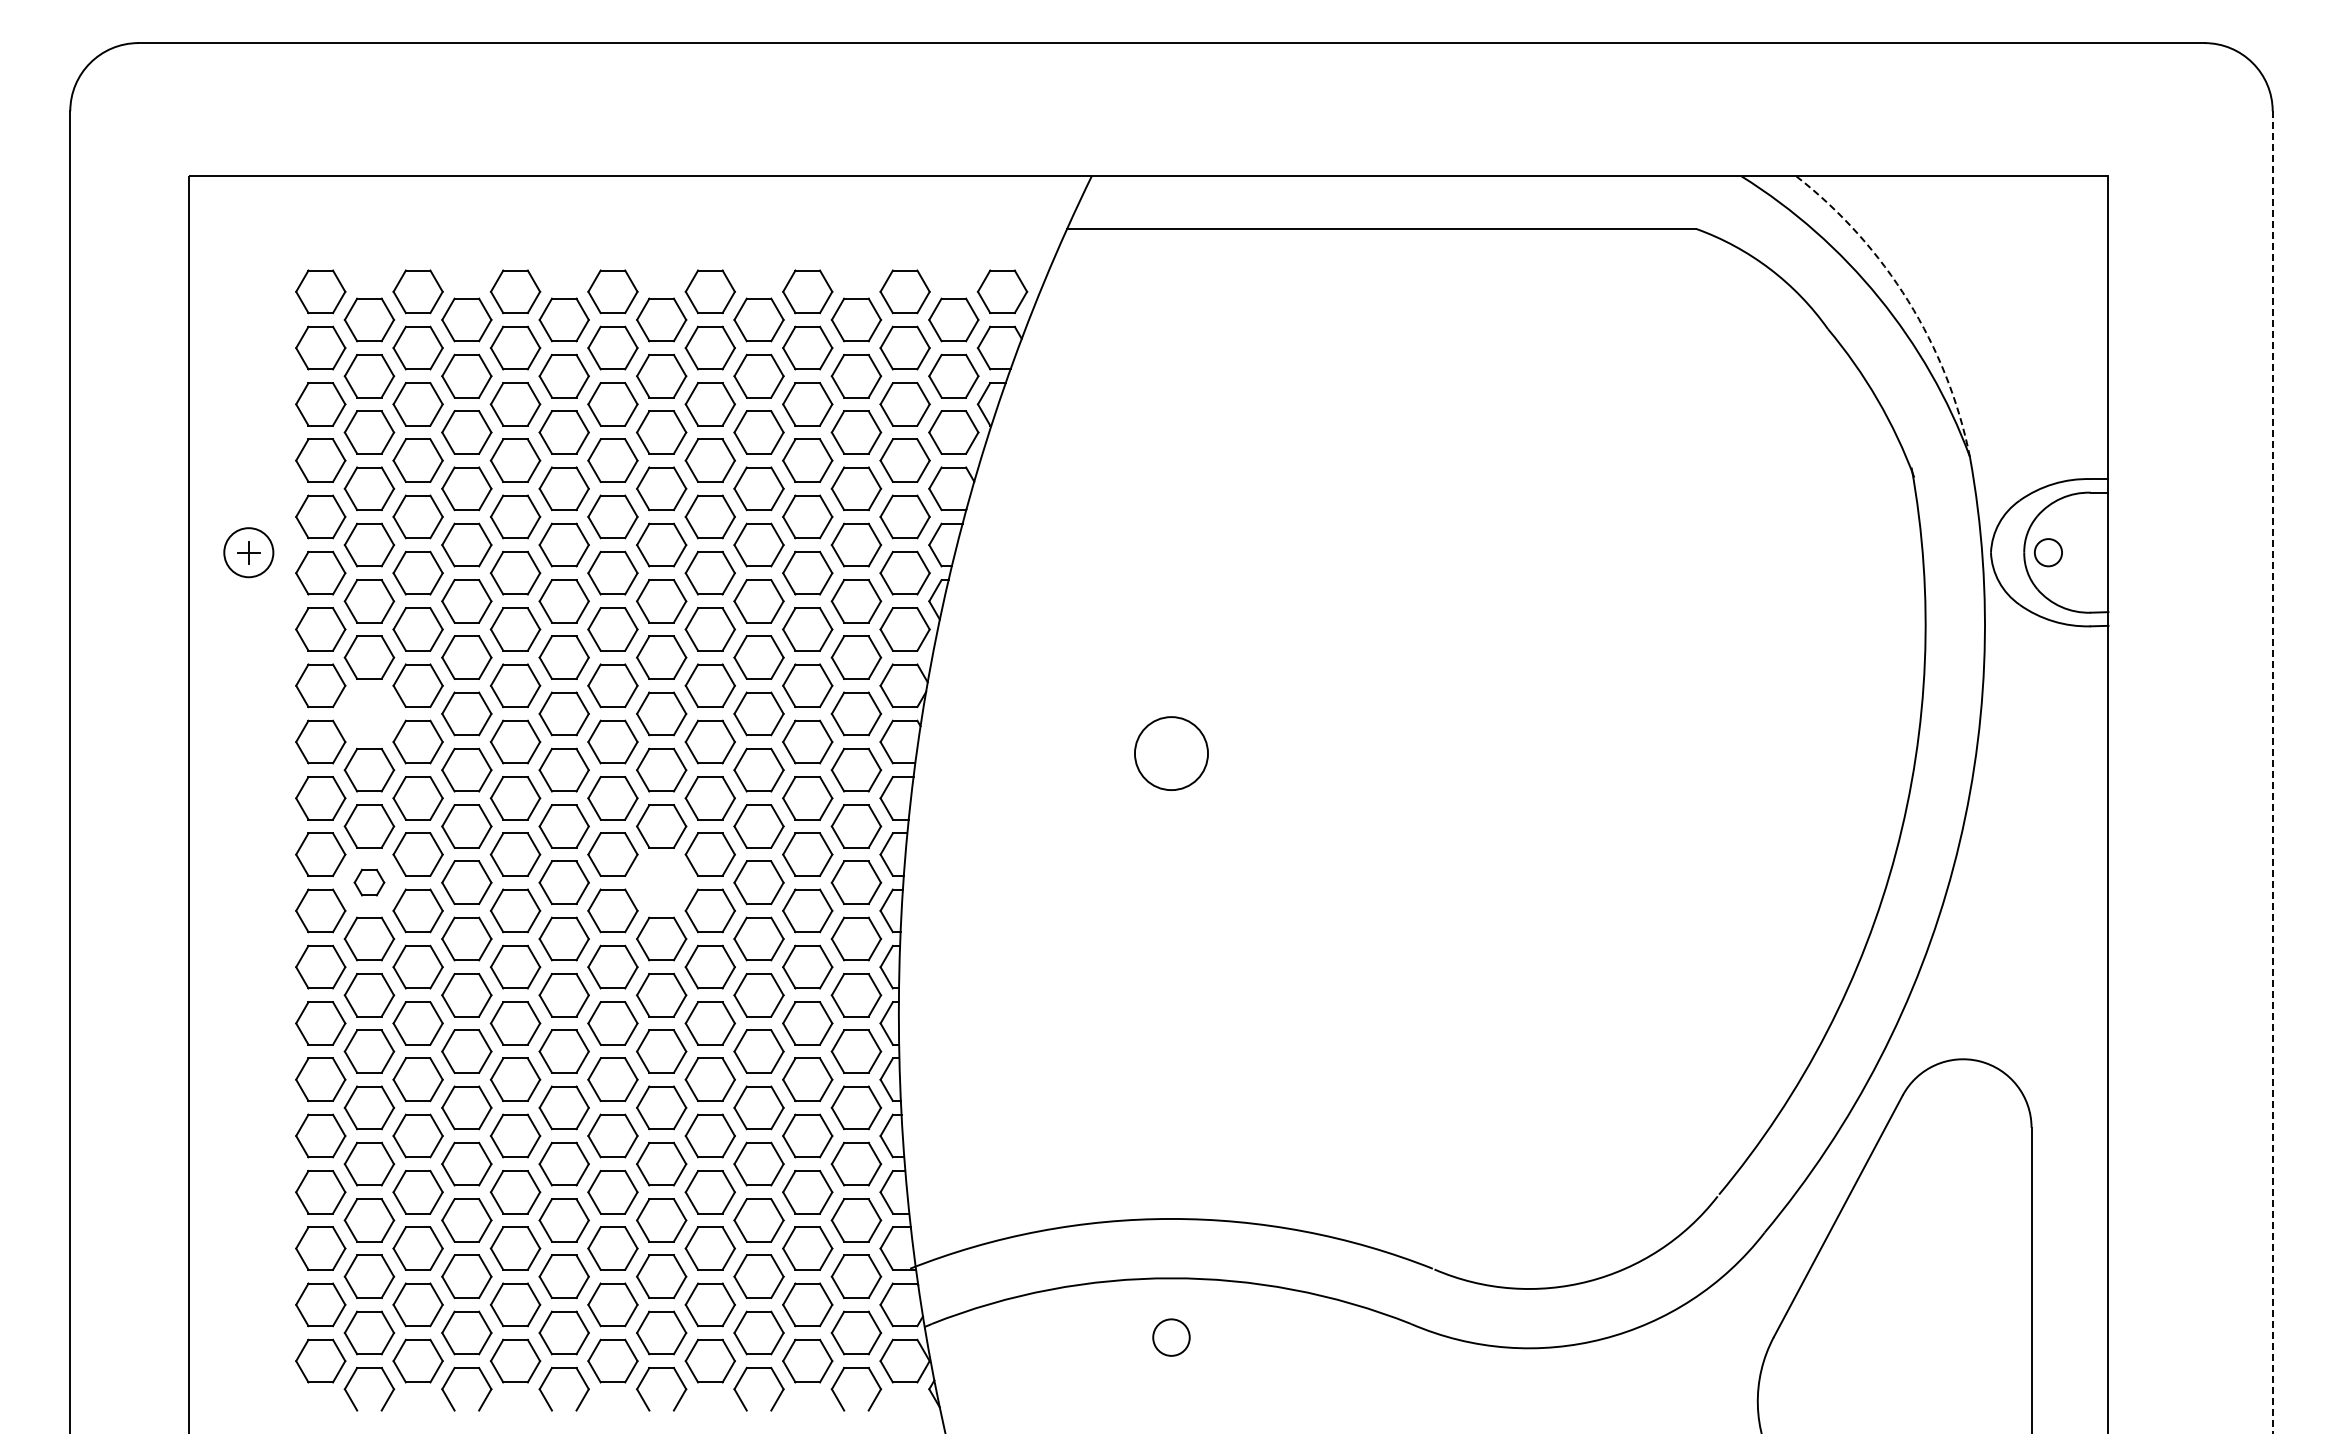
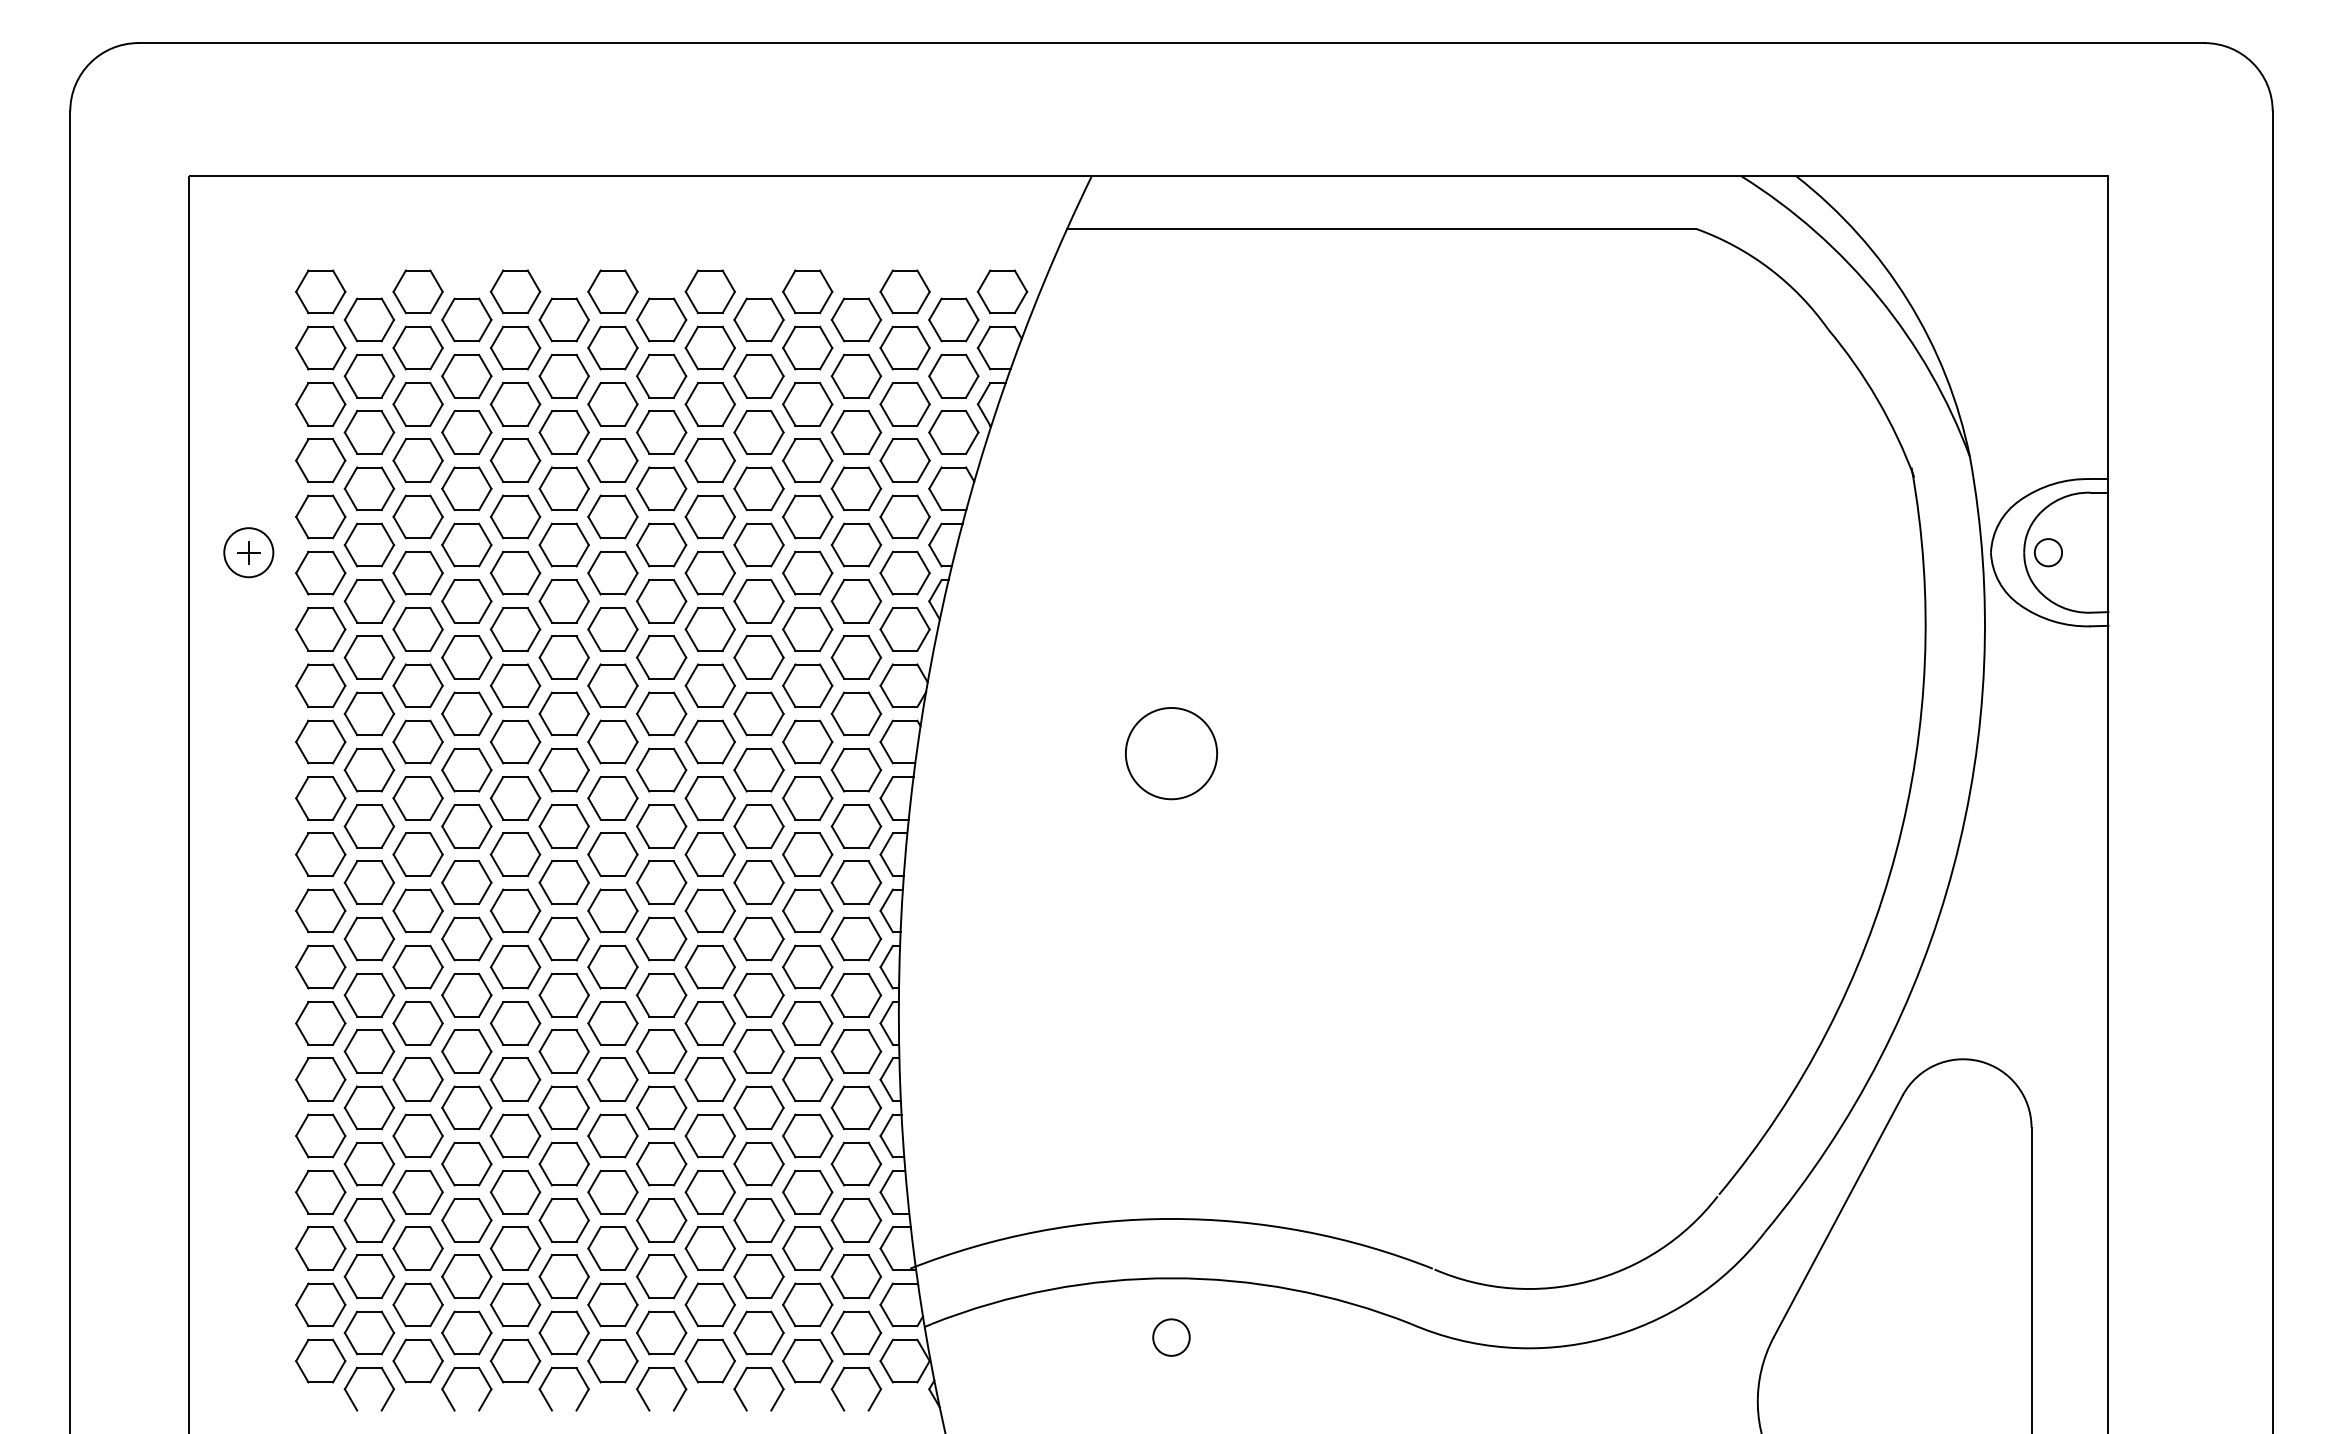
arc: dashed -> solid (1908, 301)
part: none -> present (369, 713)
circle diameter: 73 px -> 91 px (1171, 753)
line: dashed -> solid (2272, 772)
part size: 33x29 px -> 53x45 px (369, 882)
part: none -> present (661, 882)
